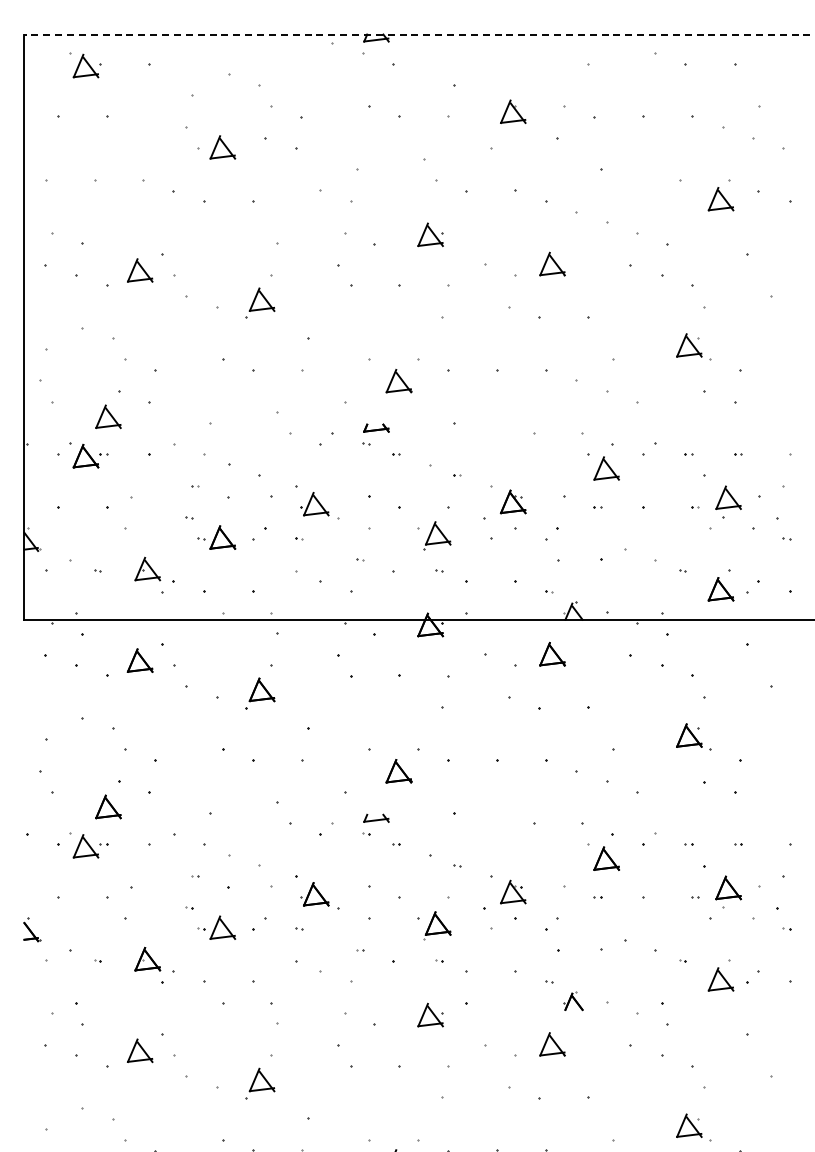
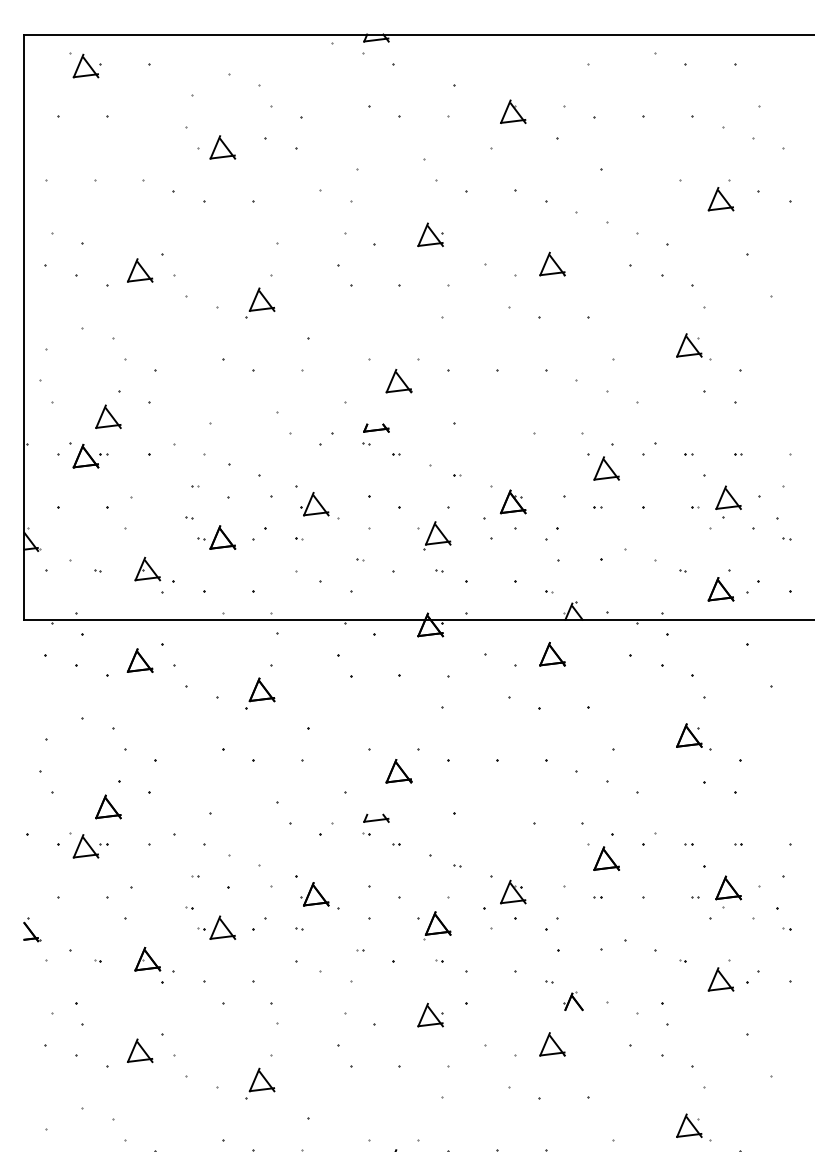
line: dashed -> solid (419, 34)
